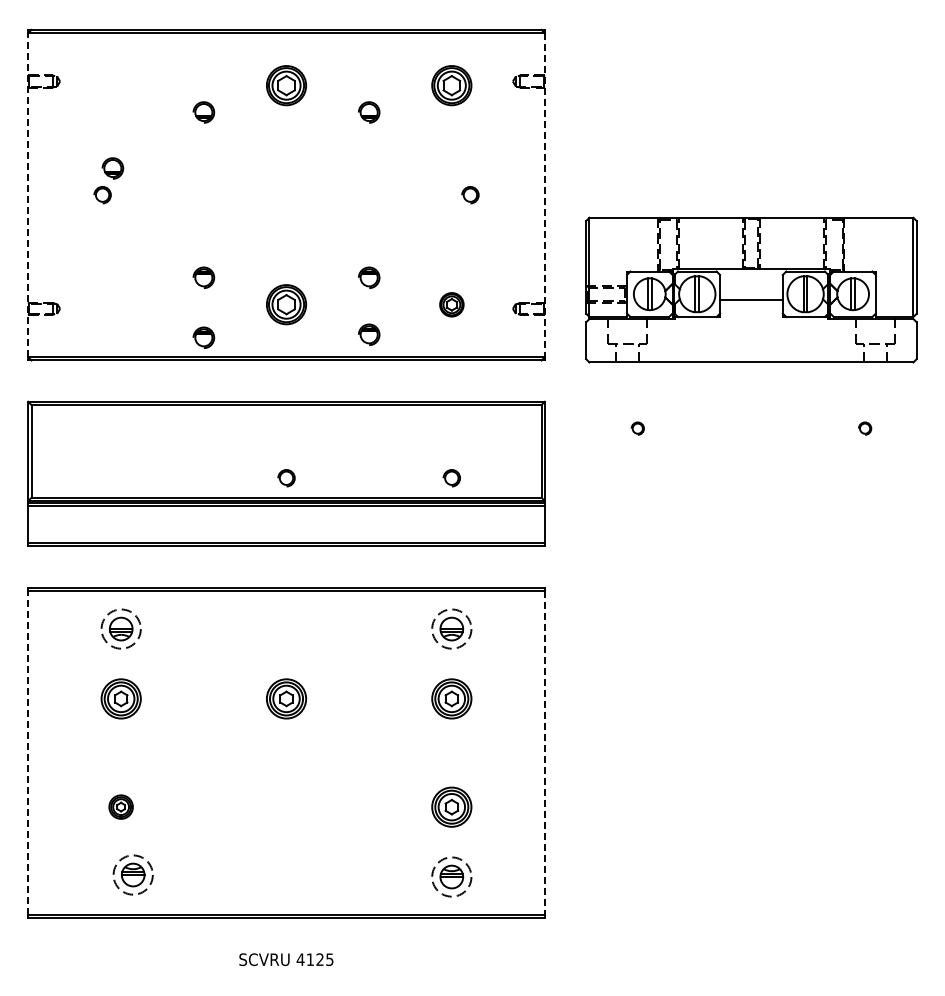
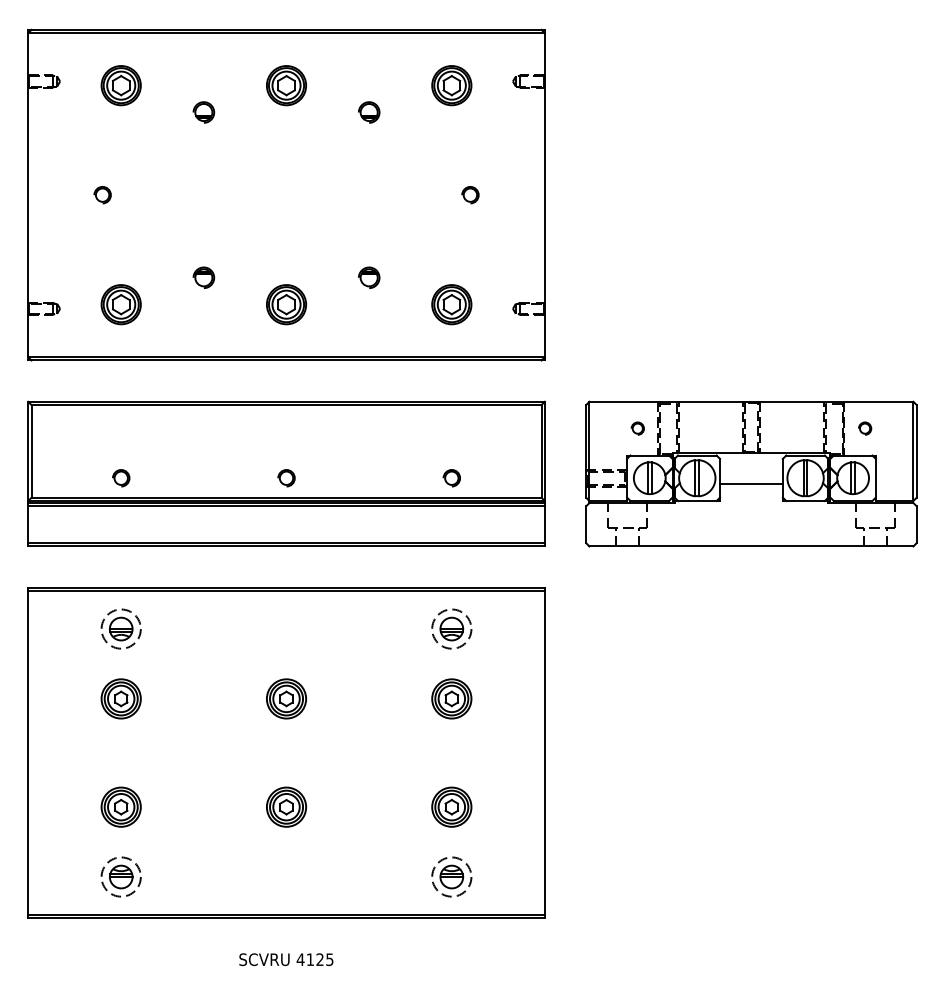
part: none -> present (120, 85)
part: present -> none (112, 168)
line: dashed -> solid (28, 195)
line: dashed -> solid (544, 195)
part position: (751, 289) -> (751, 473) (751, 473)
part: none -> present (120, 304)
part size: 26x26 px -> 42x42 px (451, 304)
part: present -> none (369, 334)
part: present -> none (203, 337)
part: none -> present (121, 478)
line: dashed -> solid (28, 753)
line: dashed -> solid (544, 753)
part size: 26x26 px -> 42x42 px (120, 806)
part: none -> present (286, 806)
part position: (132, 874) -> (120, 876) (120, 876)
